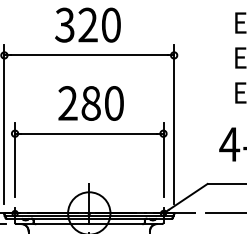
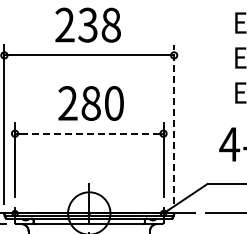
text: 320 -> 238 (87, 24)
line: solid -> dashed (174, 124)
line: solid -> dashed (89, 133)
